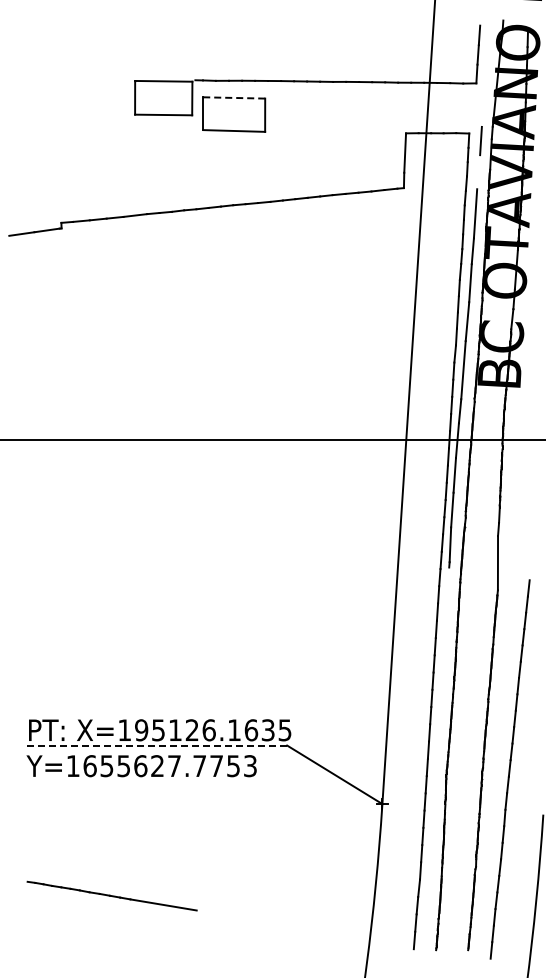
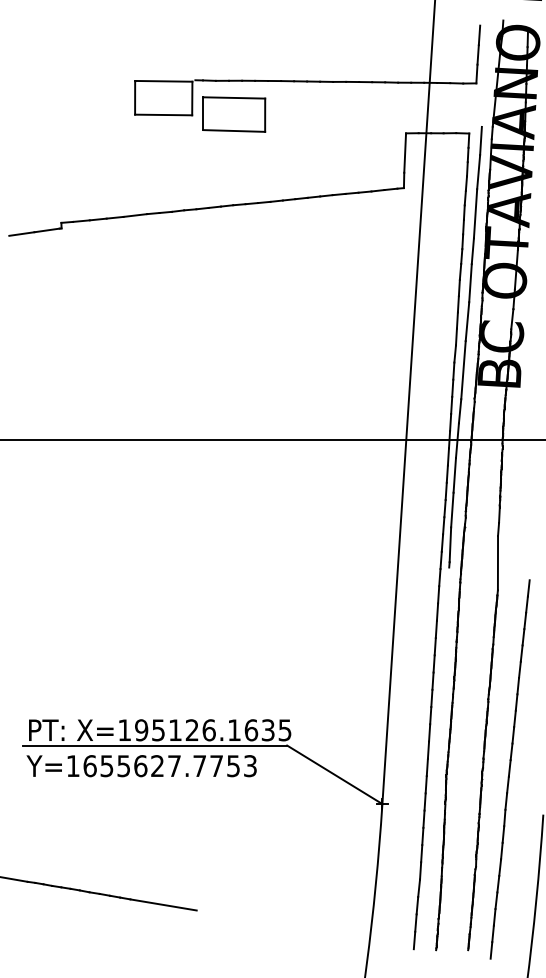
line: dashed -> solid (234, 97)
line: none -> present (478, 172)
line: dashed -> solid (154, 745)
line: none -> present (14, 879)
